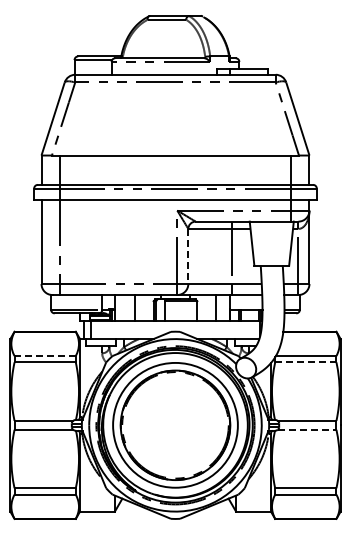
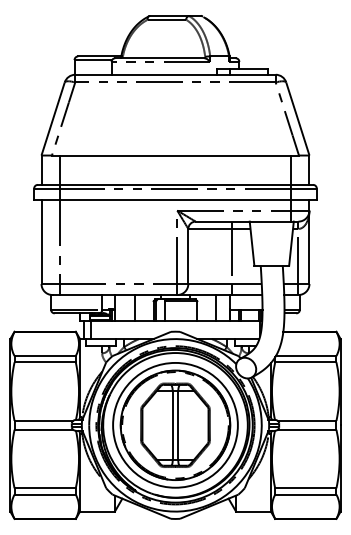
line: dashed -> solid (188, 256)
line: dashed -> solid (45, 356)
line: dashed -> solid (305, 362)
part: none -> present (175, 424)
line: dashed -> solid (307, 429)
